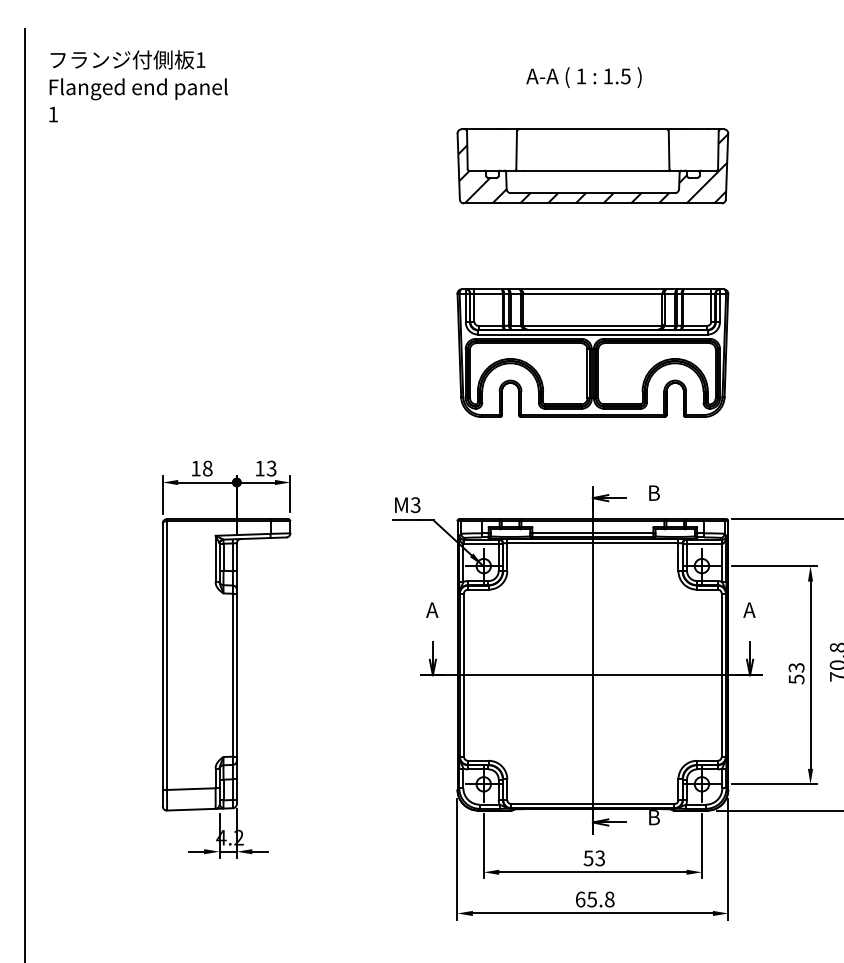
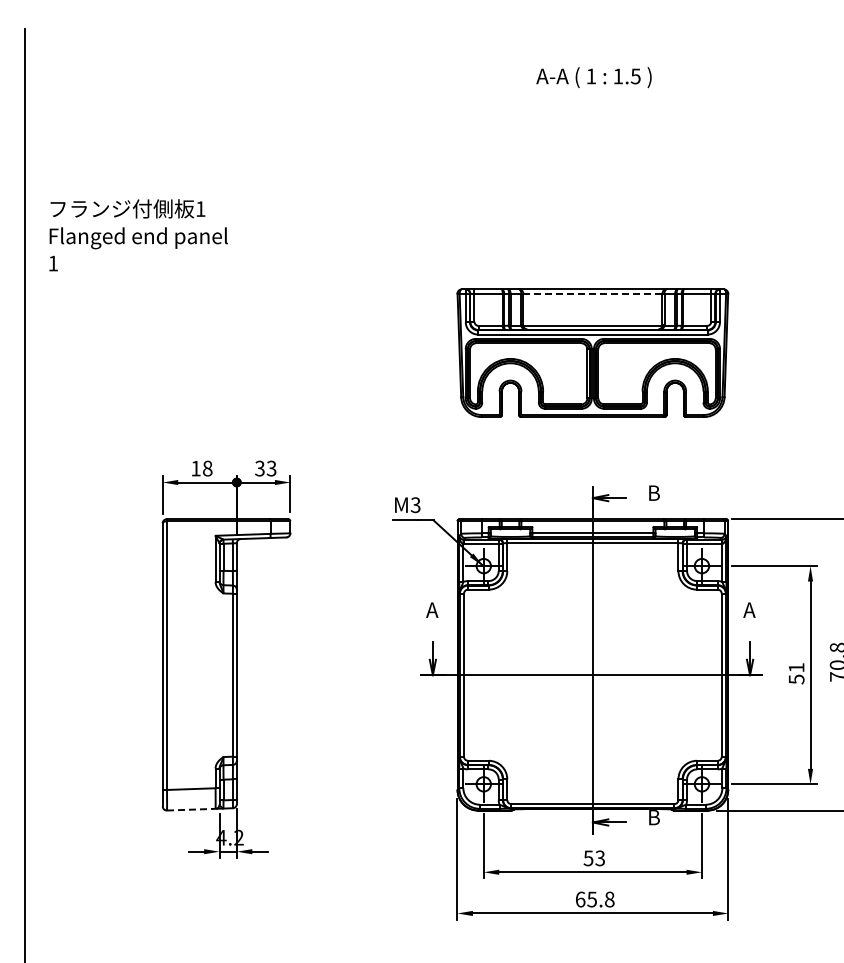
text position: (583, 77) -> (593, 77) (593, 77)
text position: (138, 86) -> (138, 235) (138, 235)
part: present -> none (592, 166)
line: solid -> dashed (592, 293)
text: 13 -> 33 (259, 468)
text: 53 -> 51 (796, 667)
line: solid -> dashed (191, 809)
